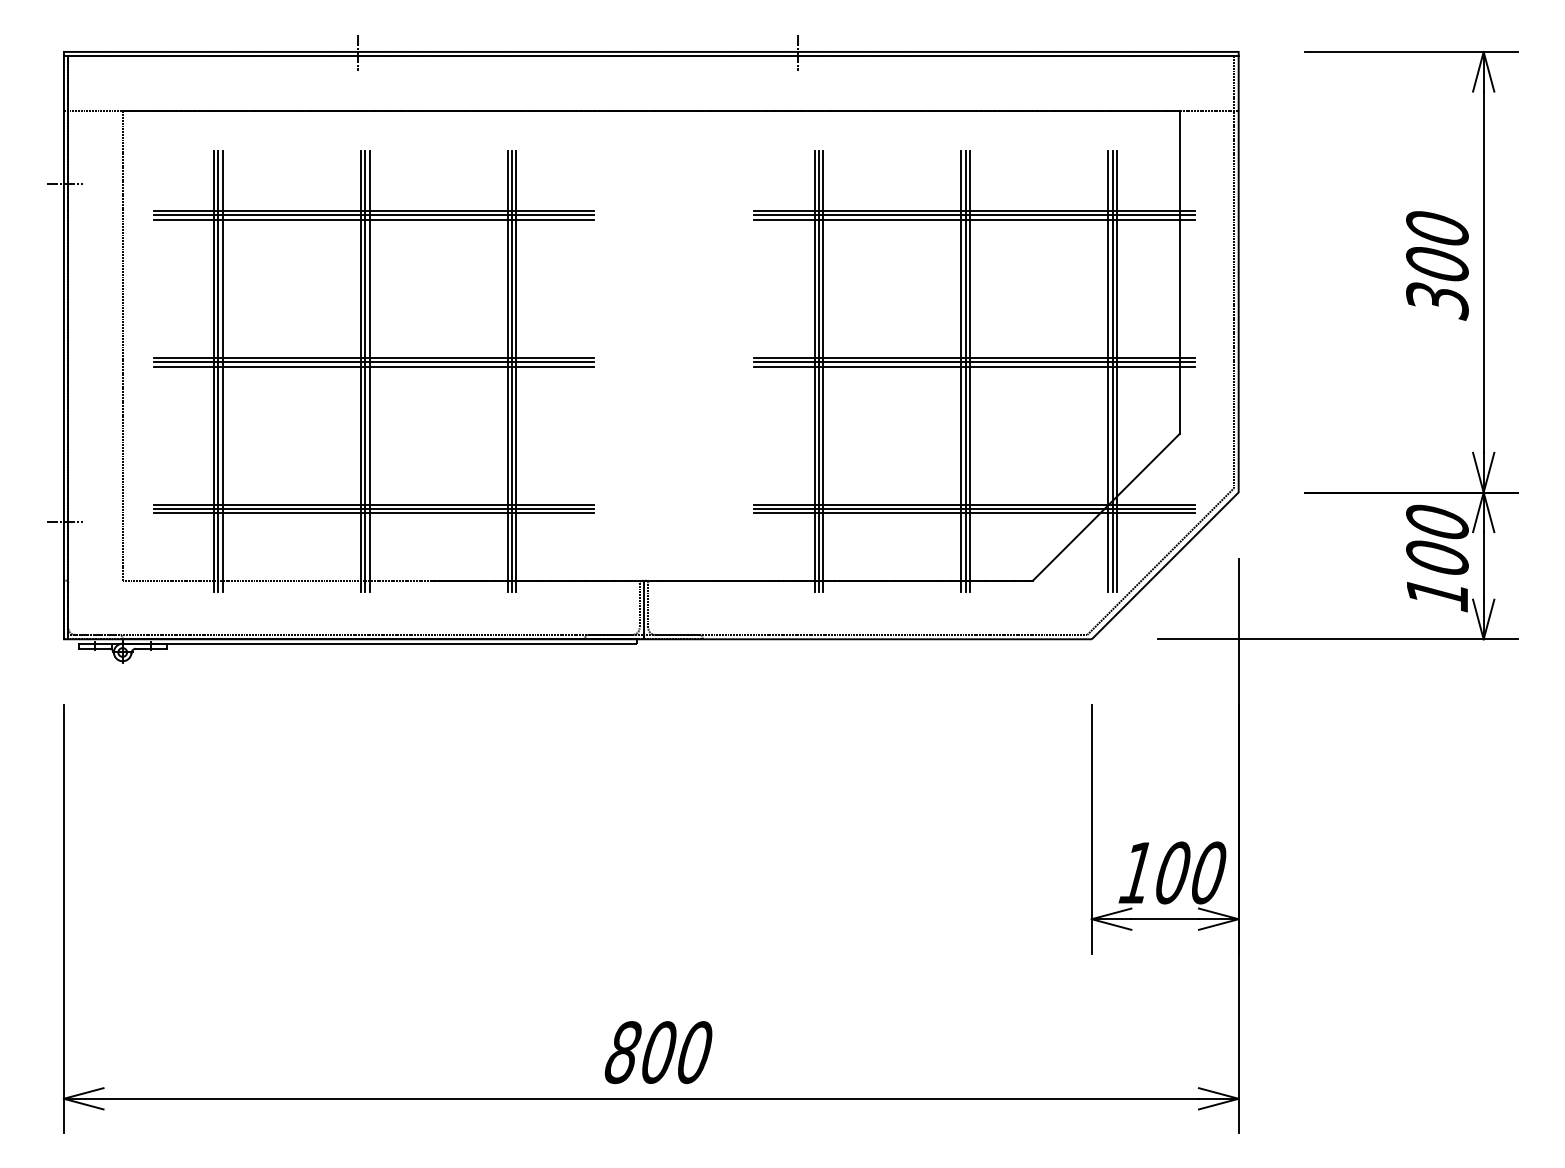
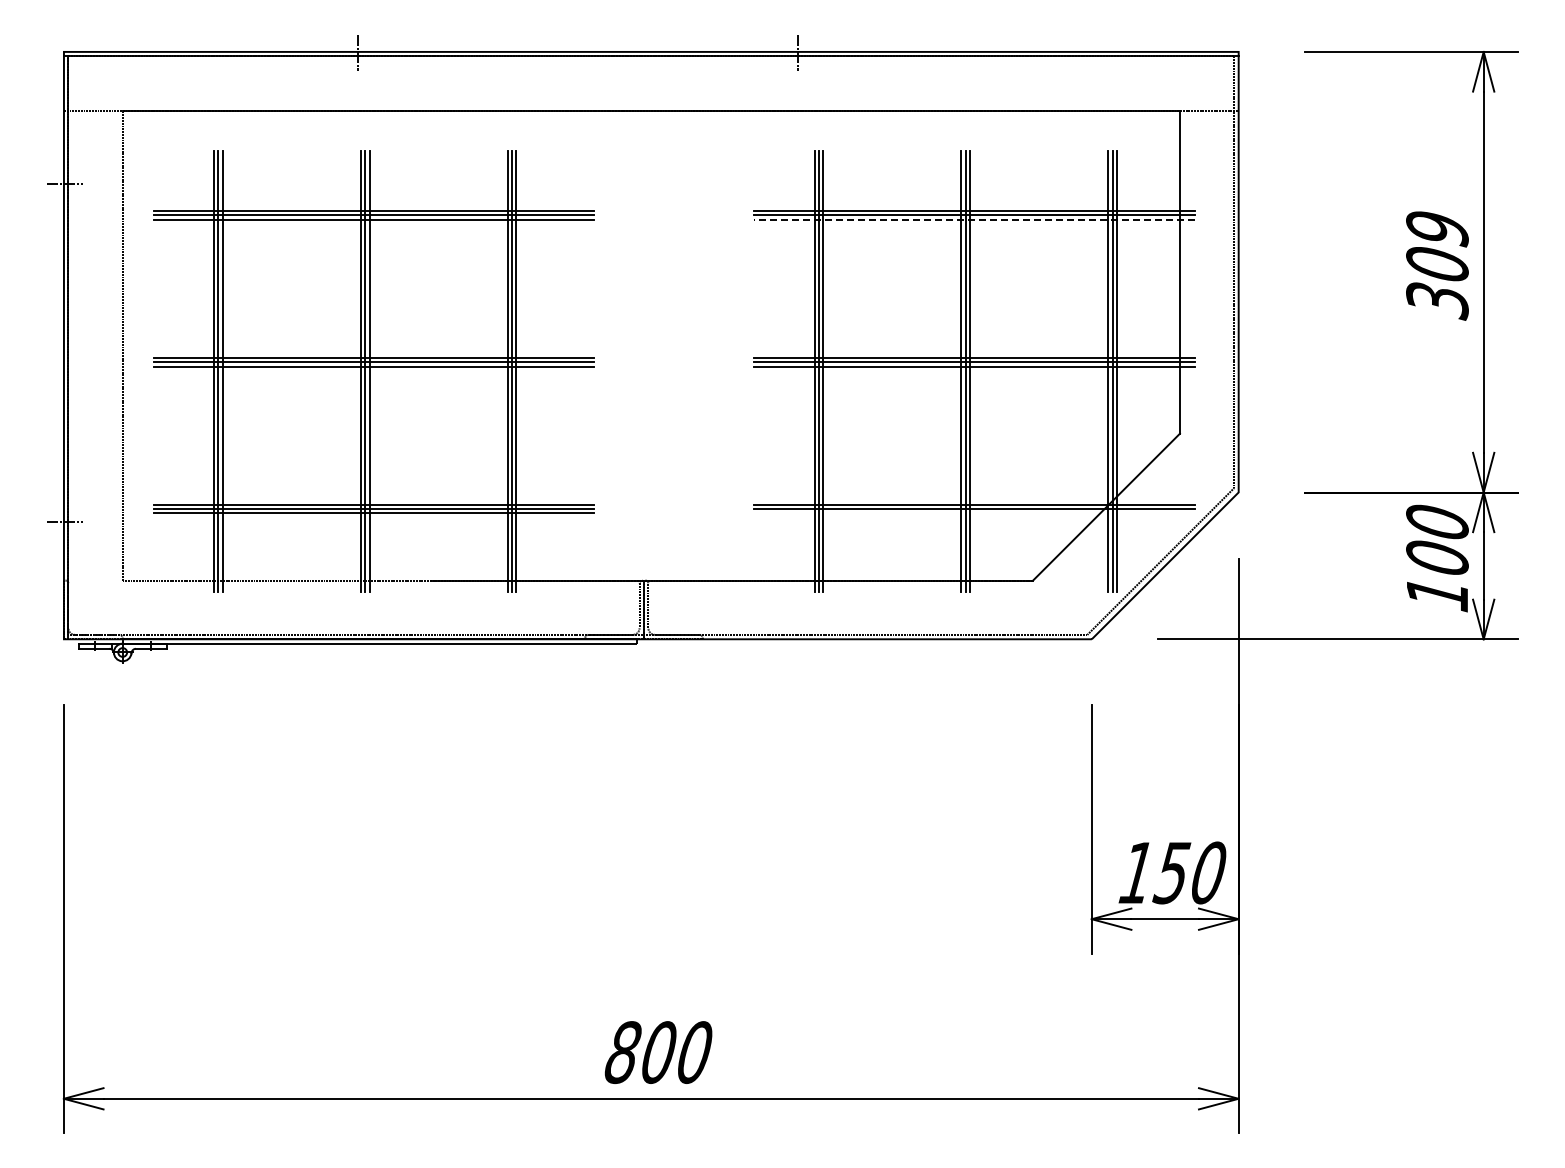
line: solid -> dashed (974, 219)
text: 300 -> 309 (1437, 229)
line: present -> none (974, 513)
text: 100 -> 150 (1171, 872)
